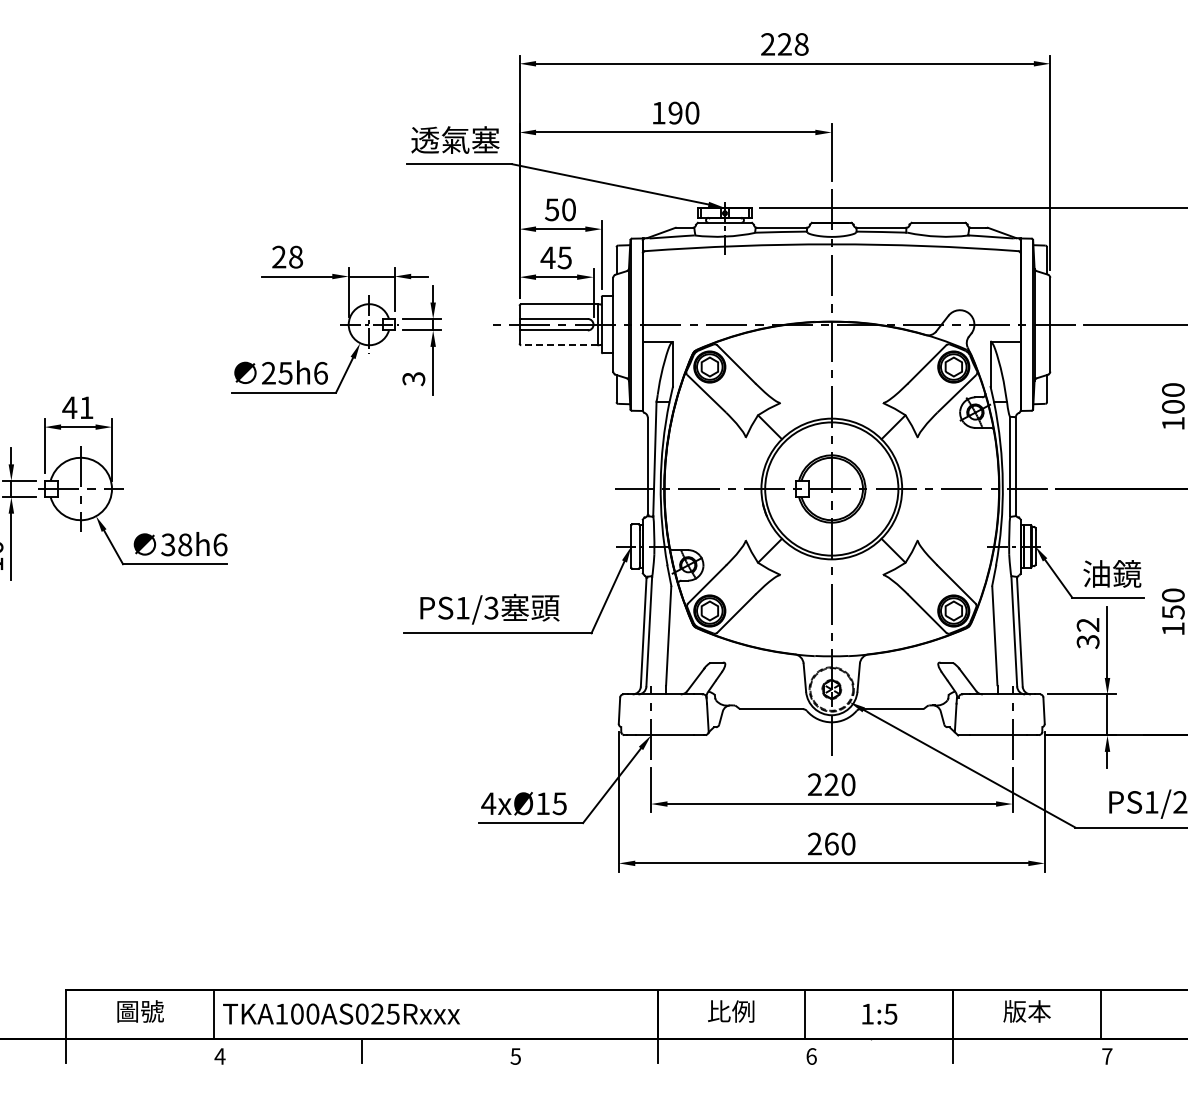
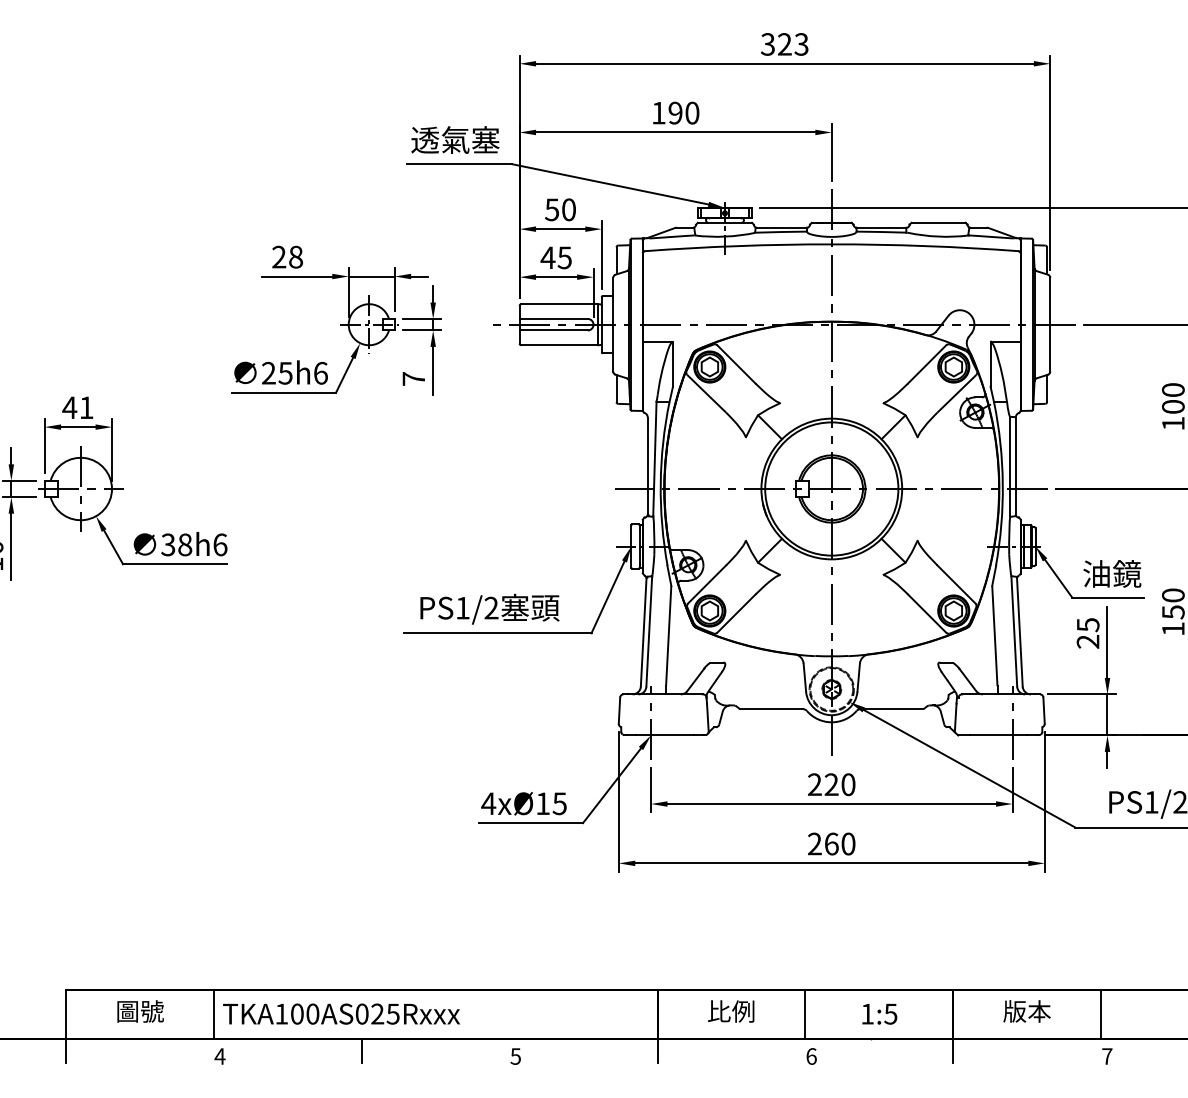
text: 228 -> 323 (784, 44)
line: dashed -> solid (559, 345)
text: 3 -> 7 (413, 379)
text: PS1/3 -> PS1/2 (491, 608)
text: 32 -> 25 (1087, 633)
